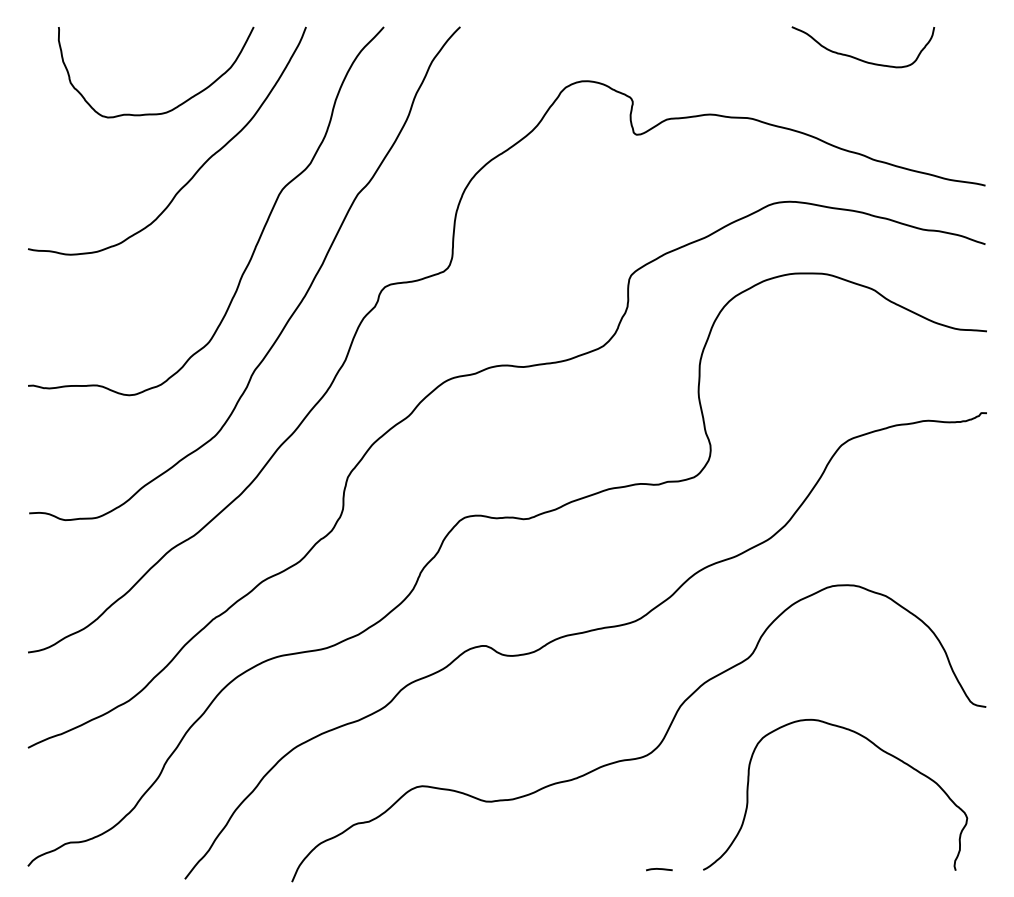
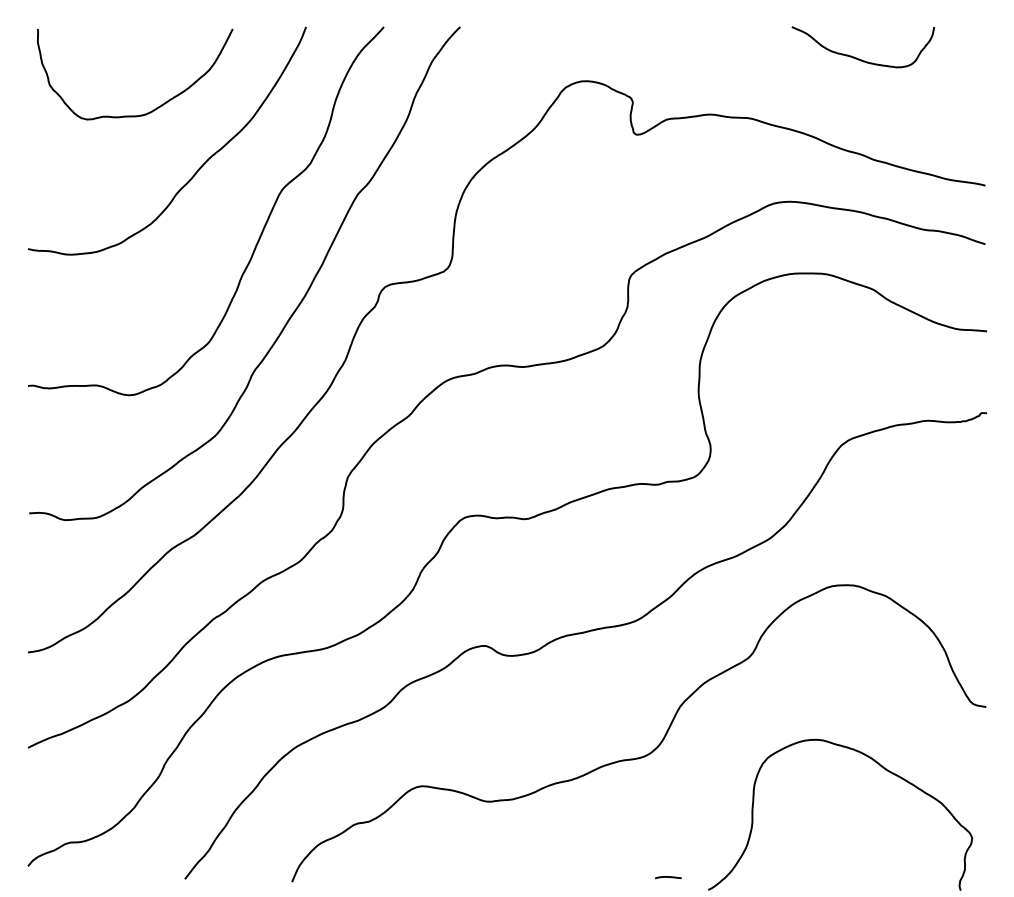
curve position: (177, 105) -> (156, 107) (156, 107)
curve position: (876, 747) -> (881, 767) (881, 767)
curve position: (659, 869) -> (668, 877) (668, 877)
